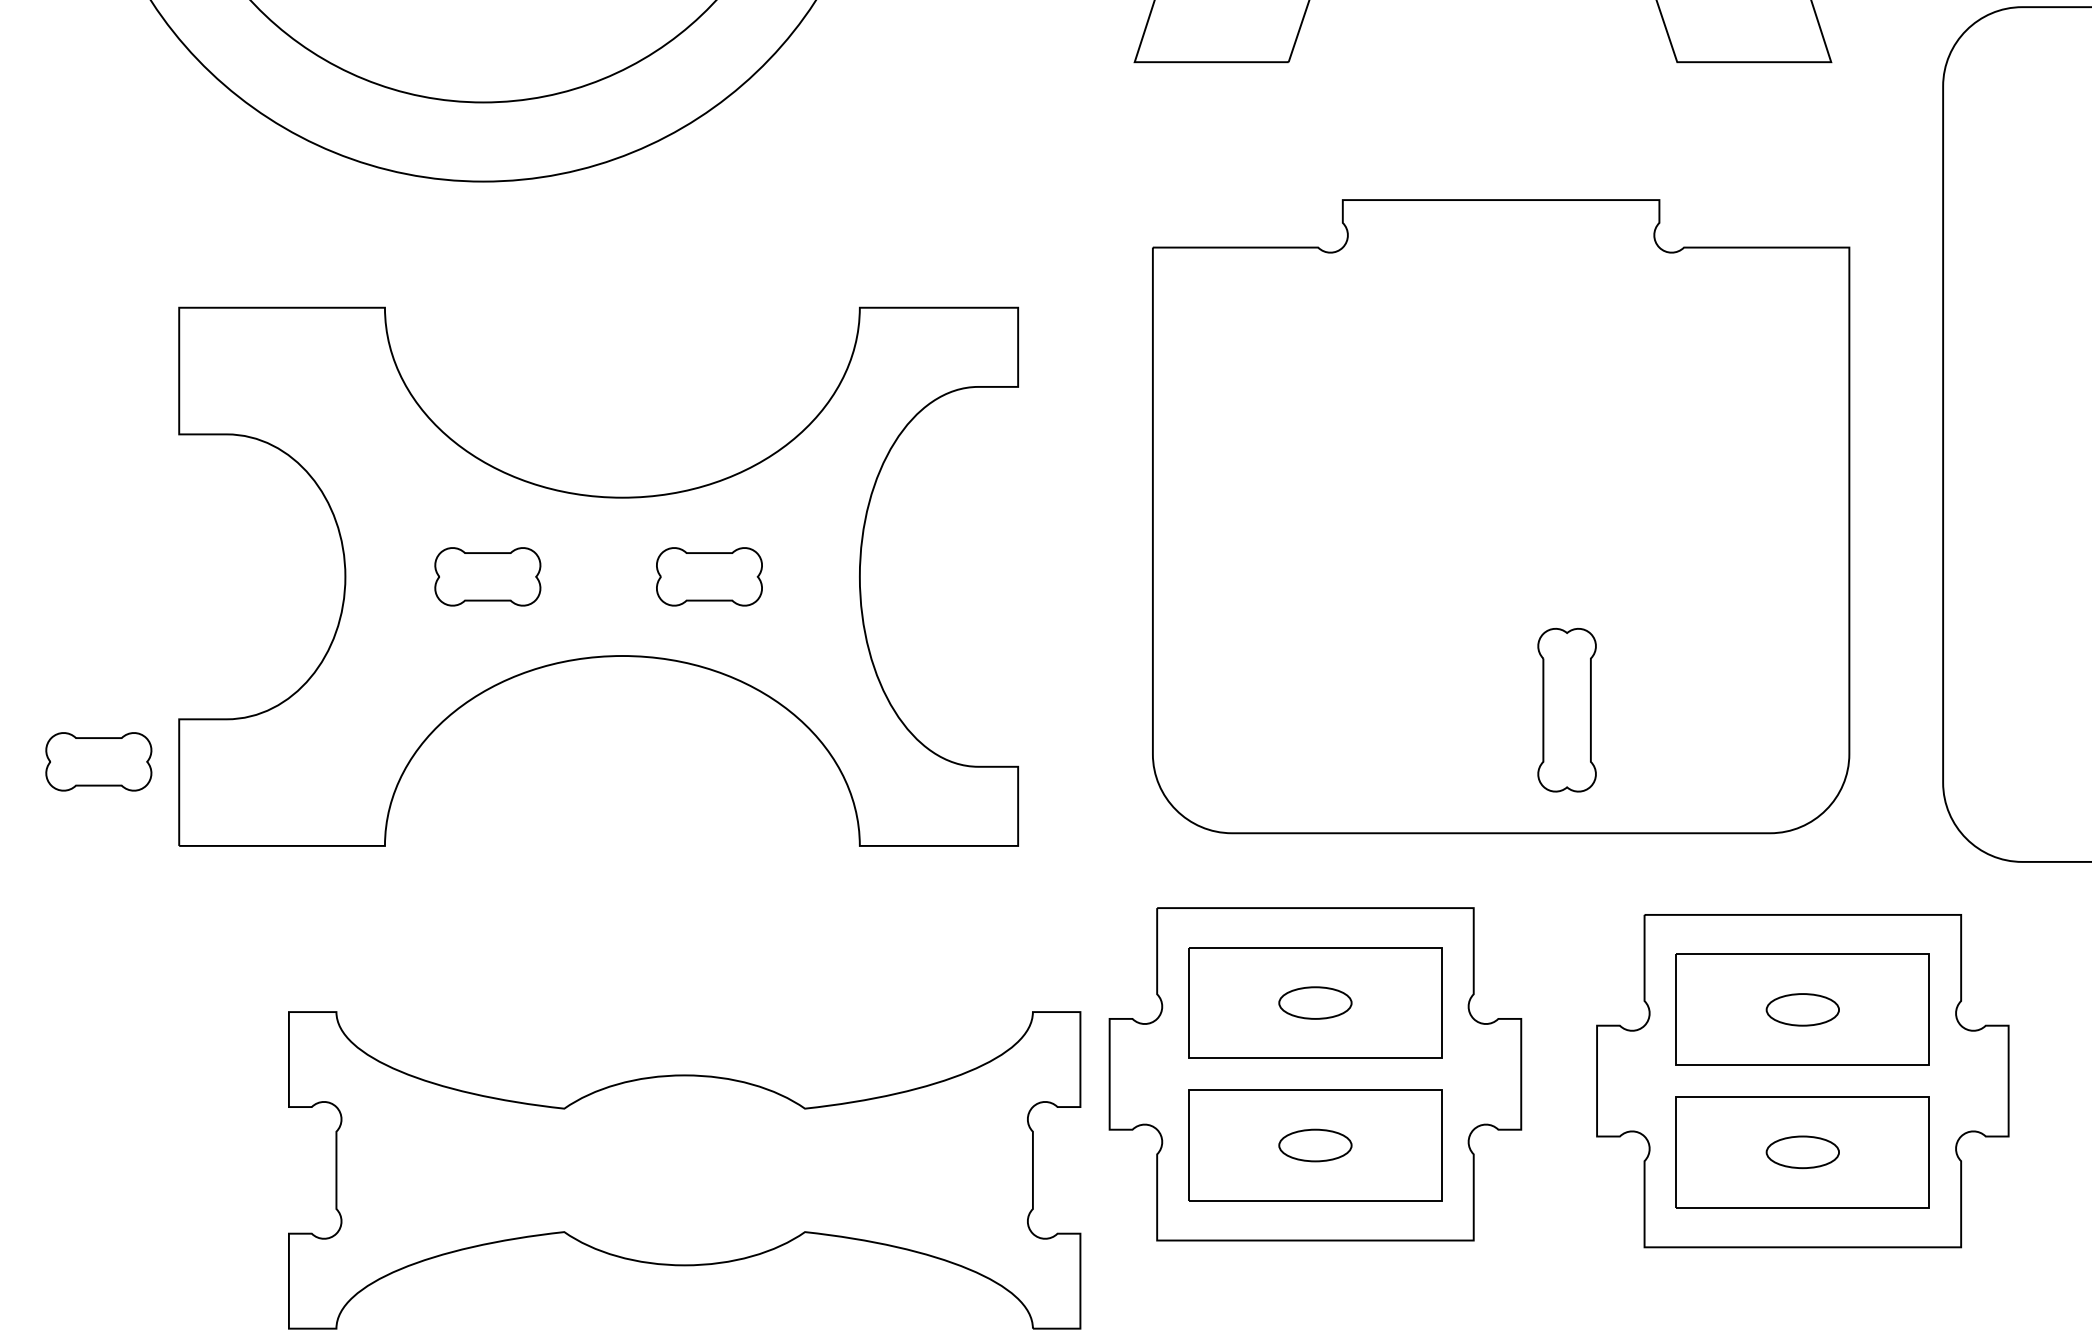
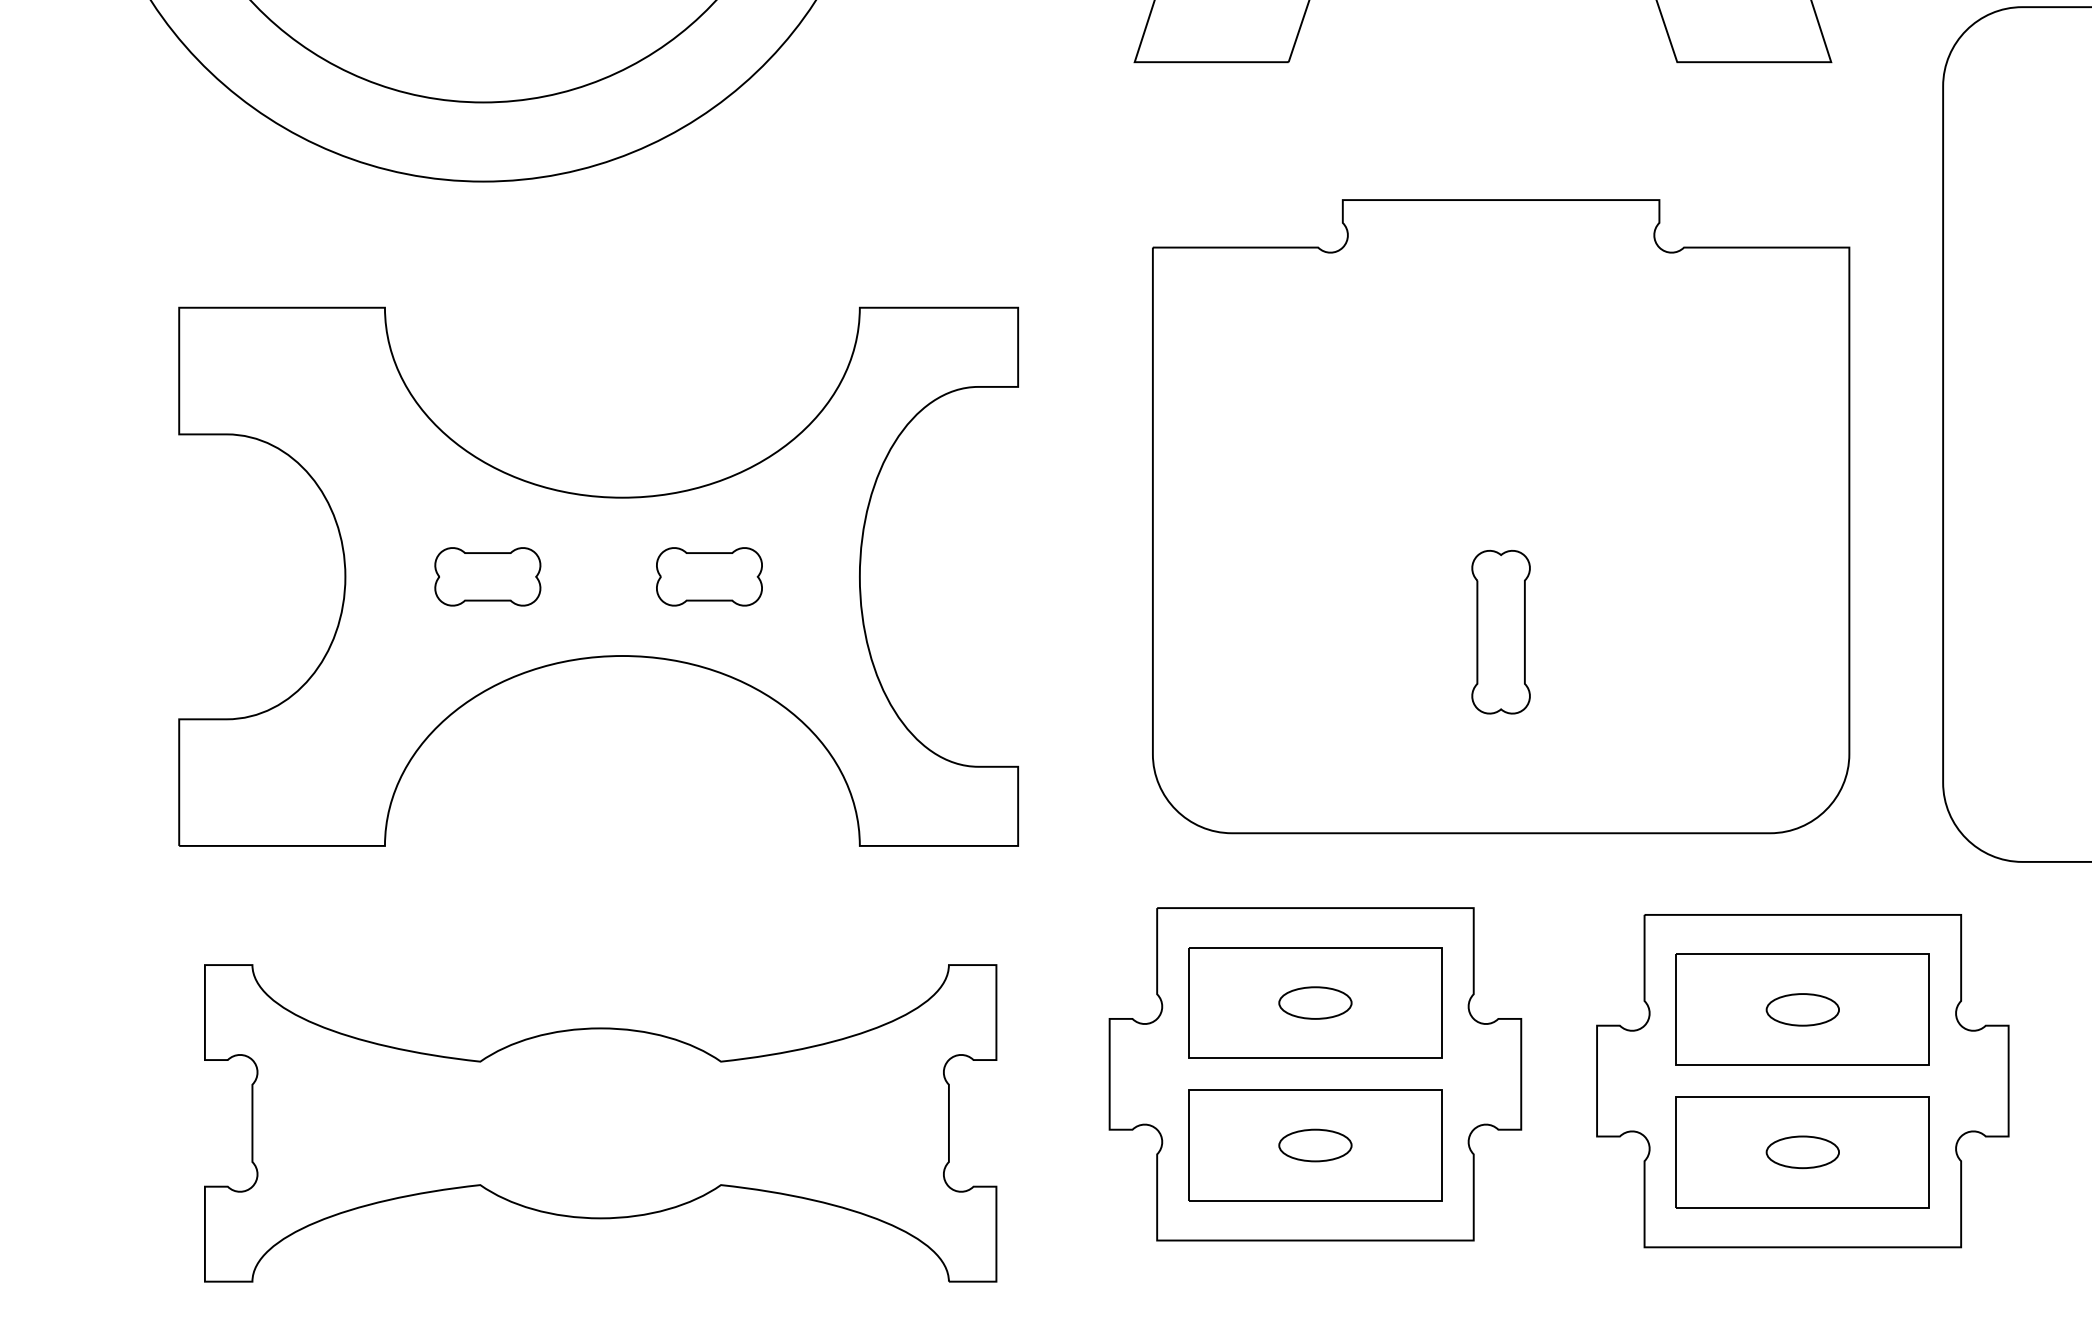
part position: (1566, 709) -> (1500, 631) (1500, 631)
part: present -> none (98, 761)
part position: (684, 1170) -> (600, 1123) (600, 1123)
